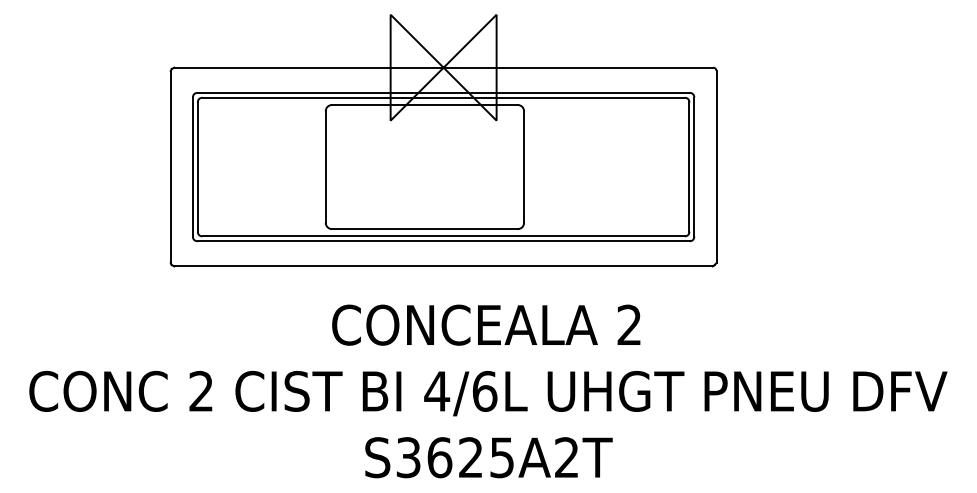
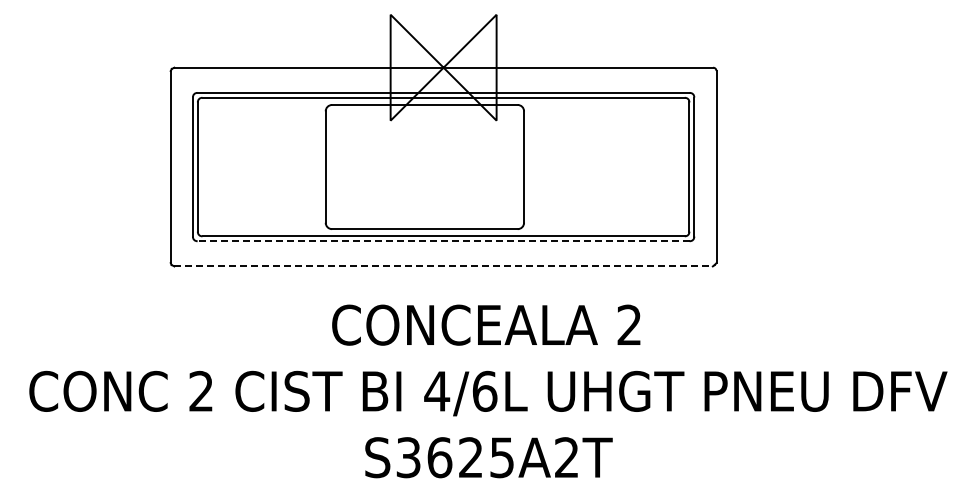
line: solid -> dashed (443, 241)
line: solid -> dashed (444, 266)
